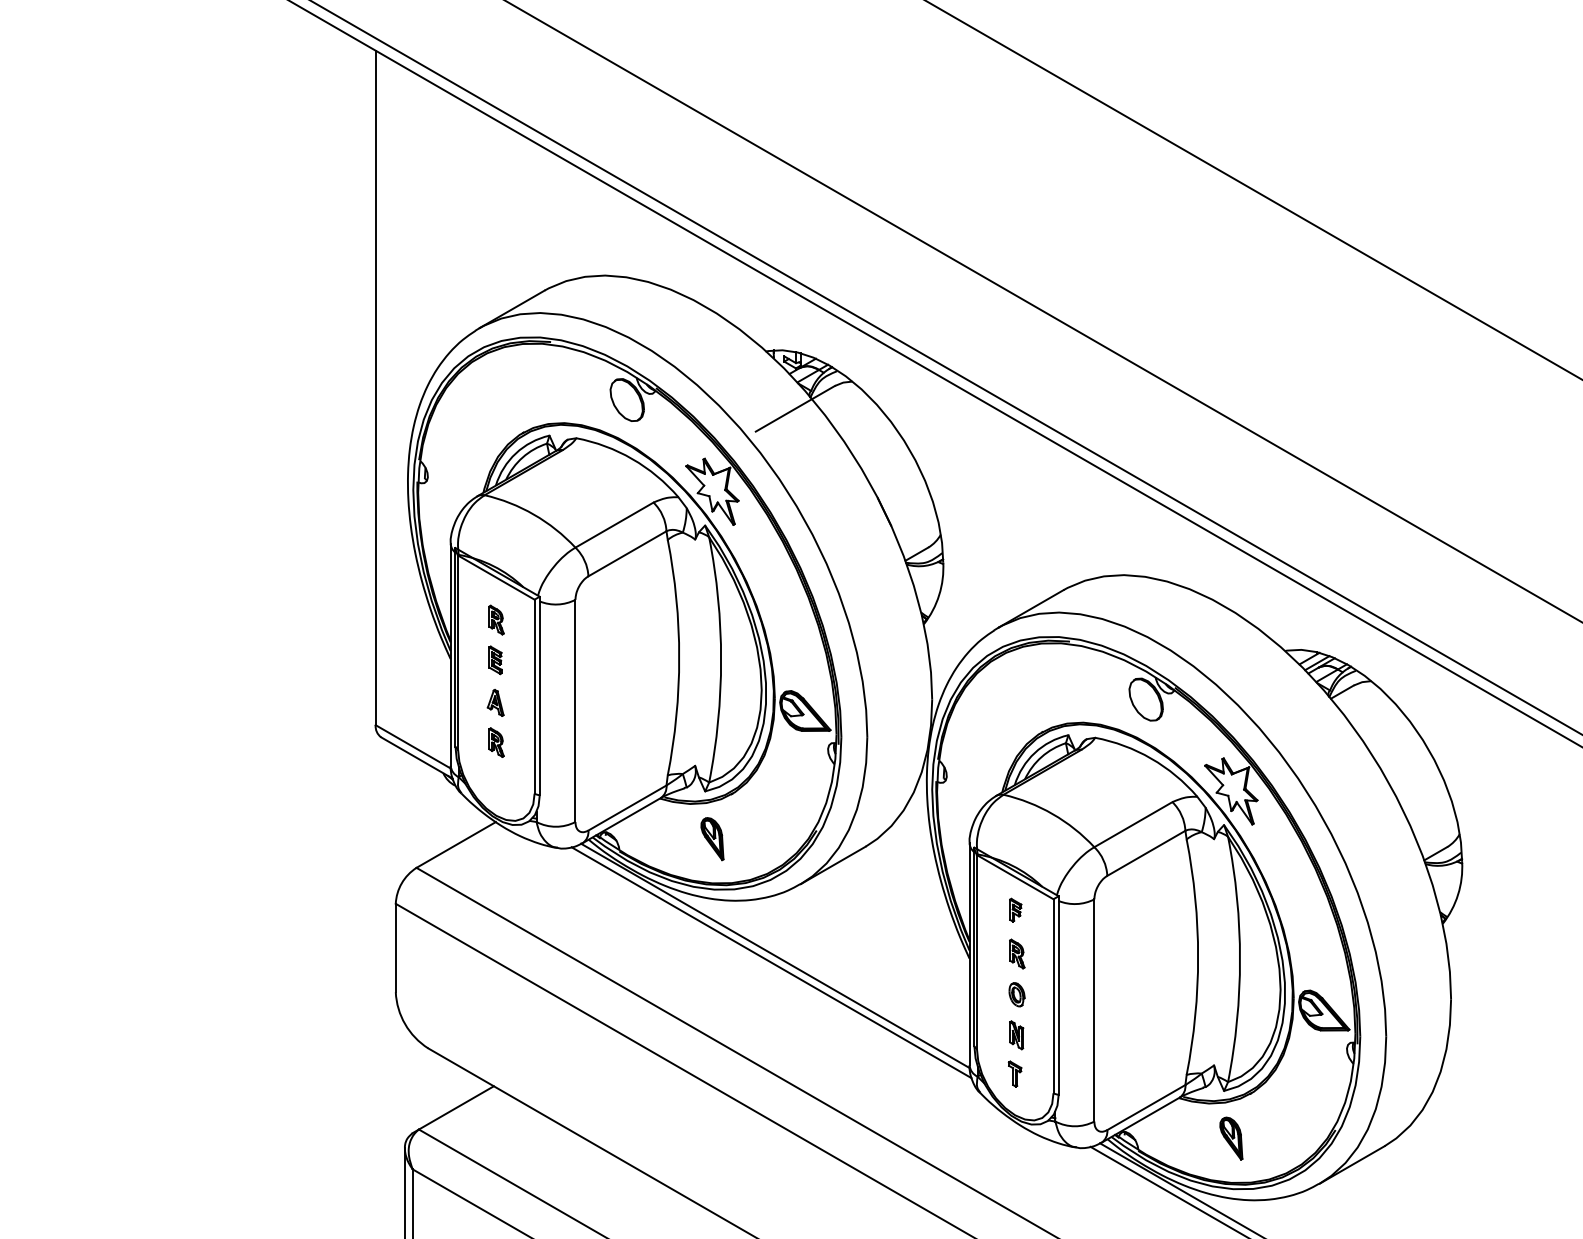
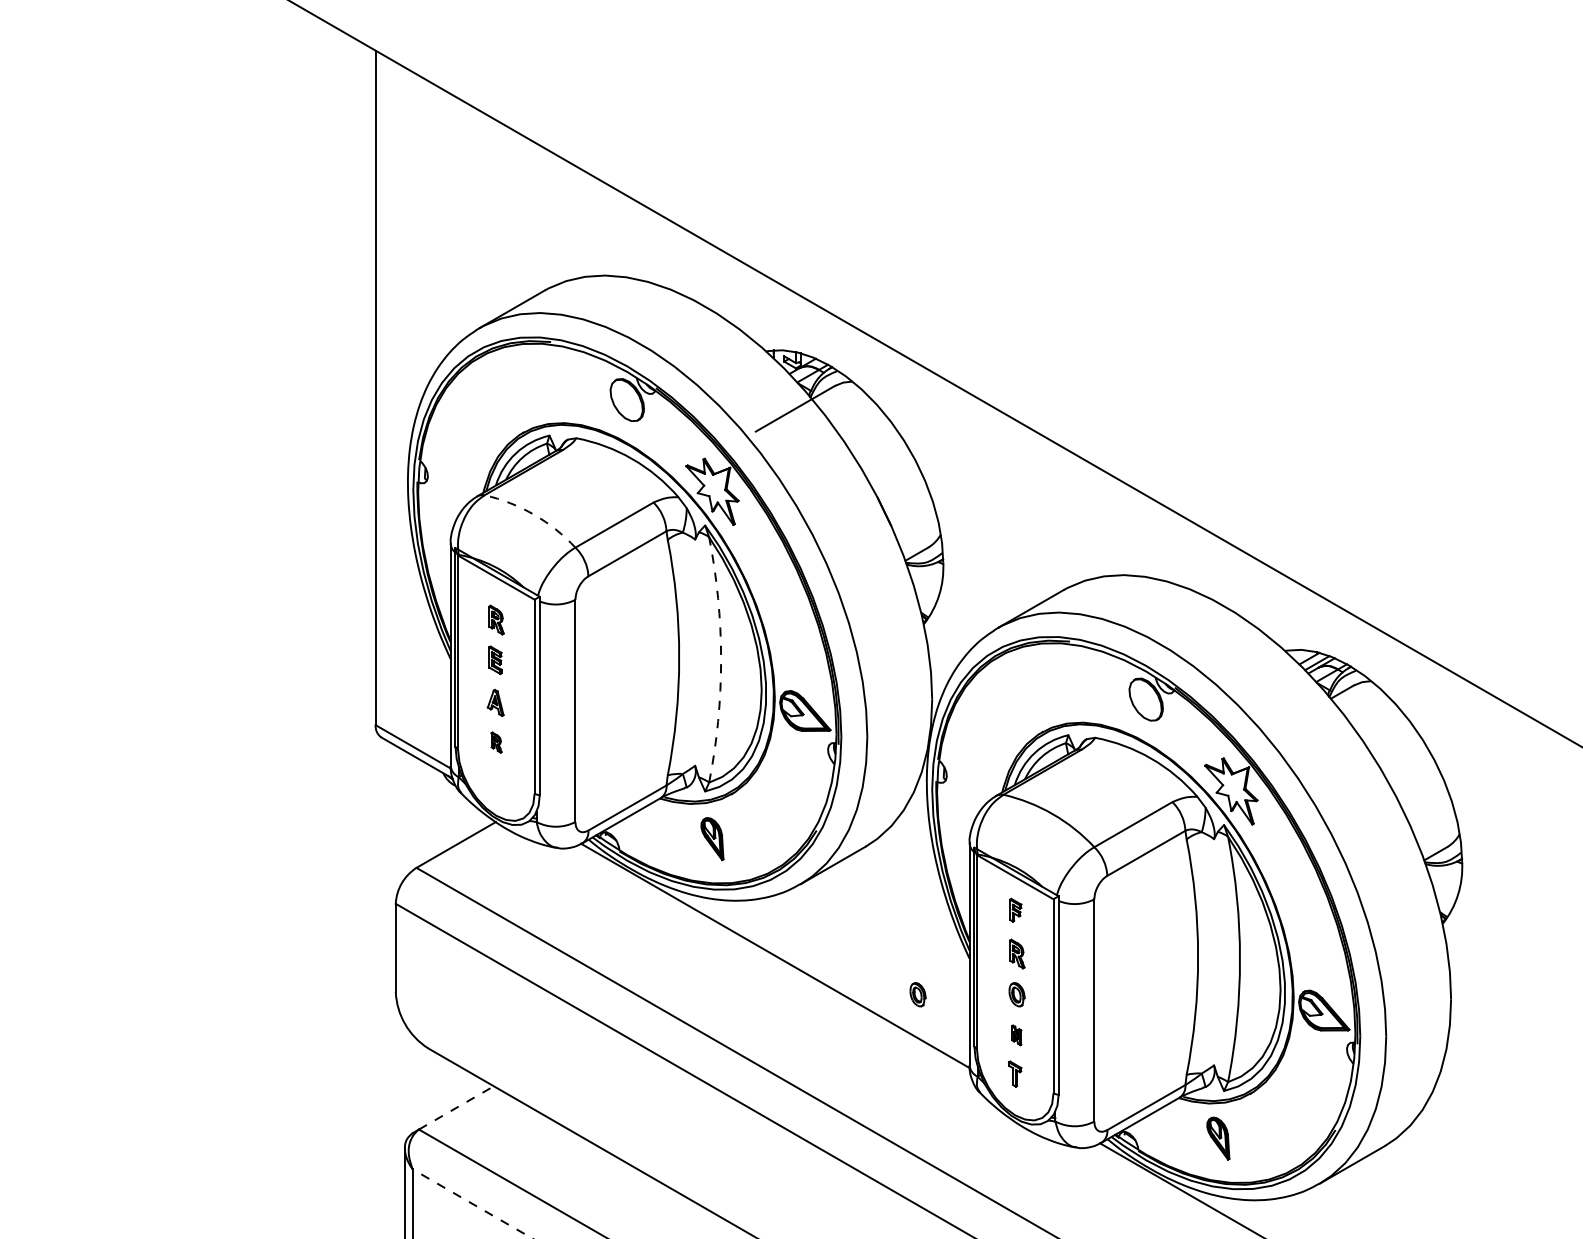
line: present -> none (1253, 190)
line: present -> none (1043, 311)
line: present -> none (946, 367)
arc: solid -> dashed (533, 514)
arc: solid -> dashed (721, 659)
part size: 17x31 px -> 13x23 px (496, 742)
line: present -> none (771, 962)
part: none -> present (917, 994)
part size: 16x31 px -> 12x23 px (1016, 1035)
line: solid -> dashed (456, 1107)
part position: (1231, 1138) -> (1218, 1138) (1218, 1138)
line: present -> none (1167, 1190)
line: solid -> dashed (472, 1203)
